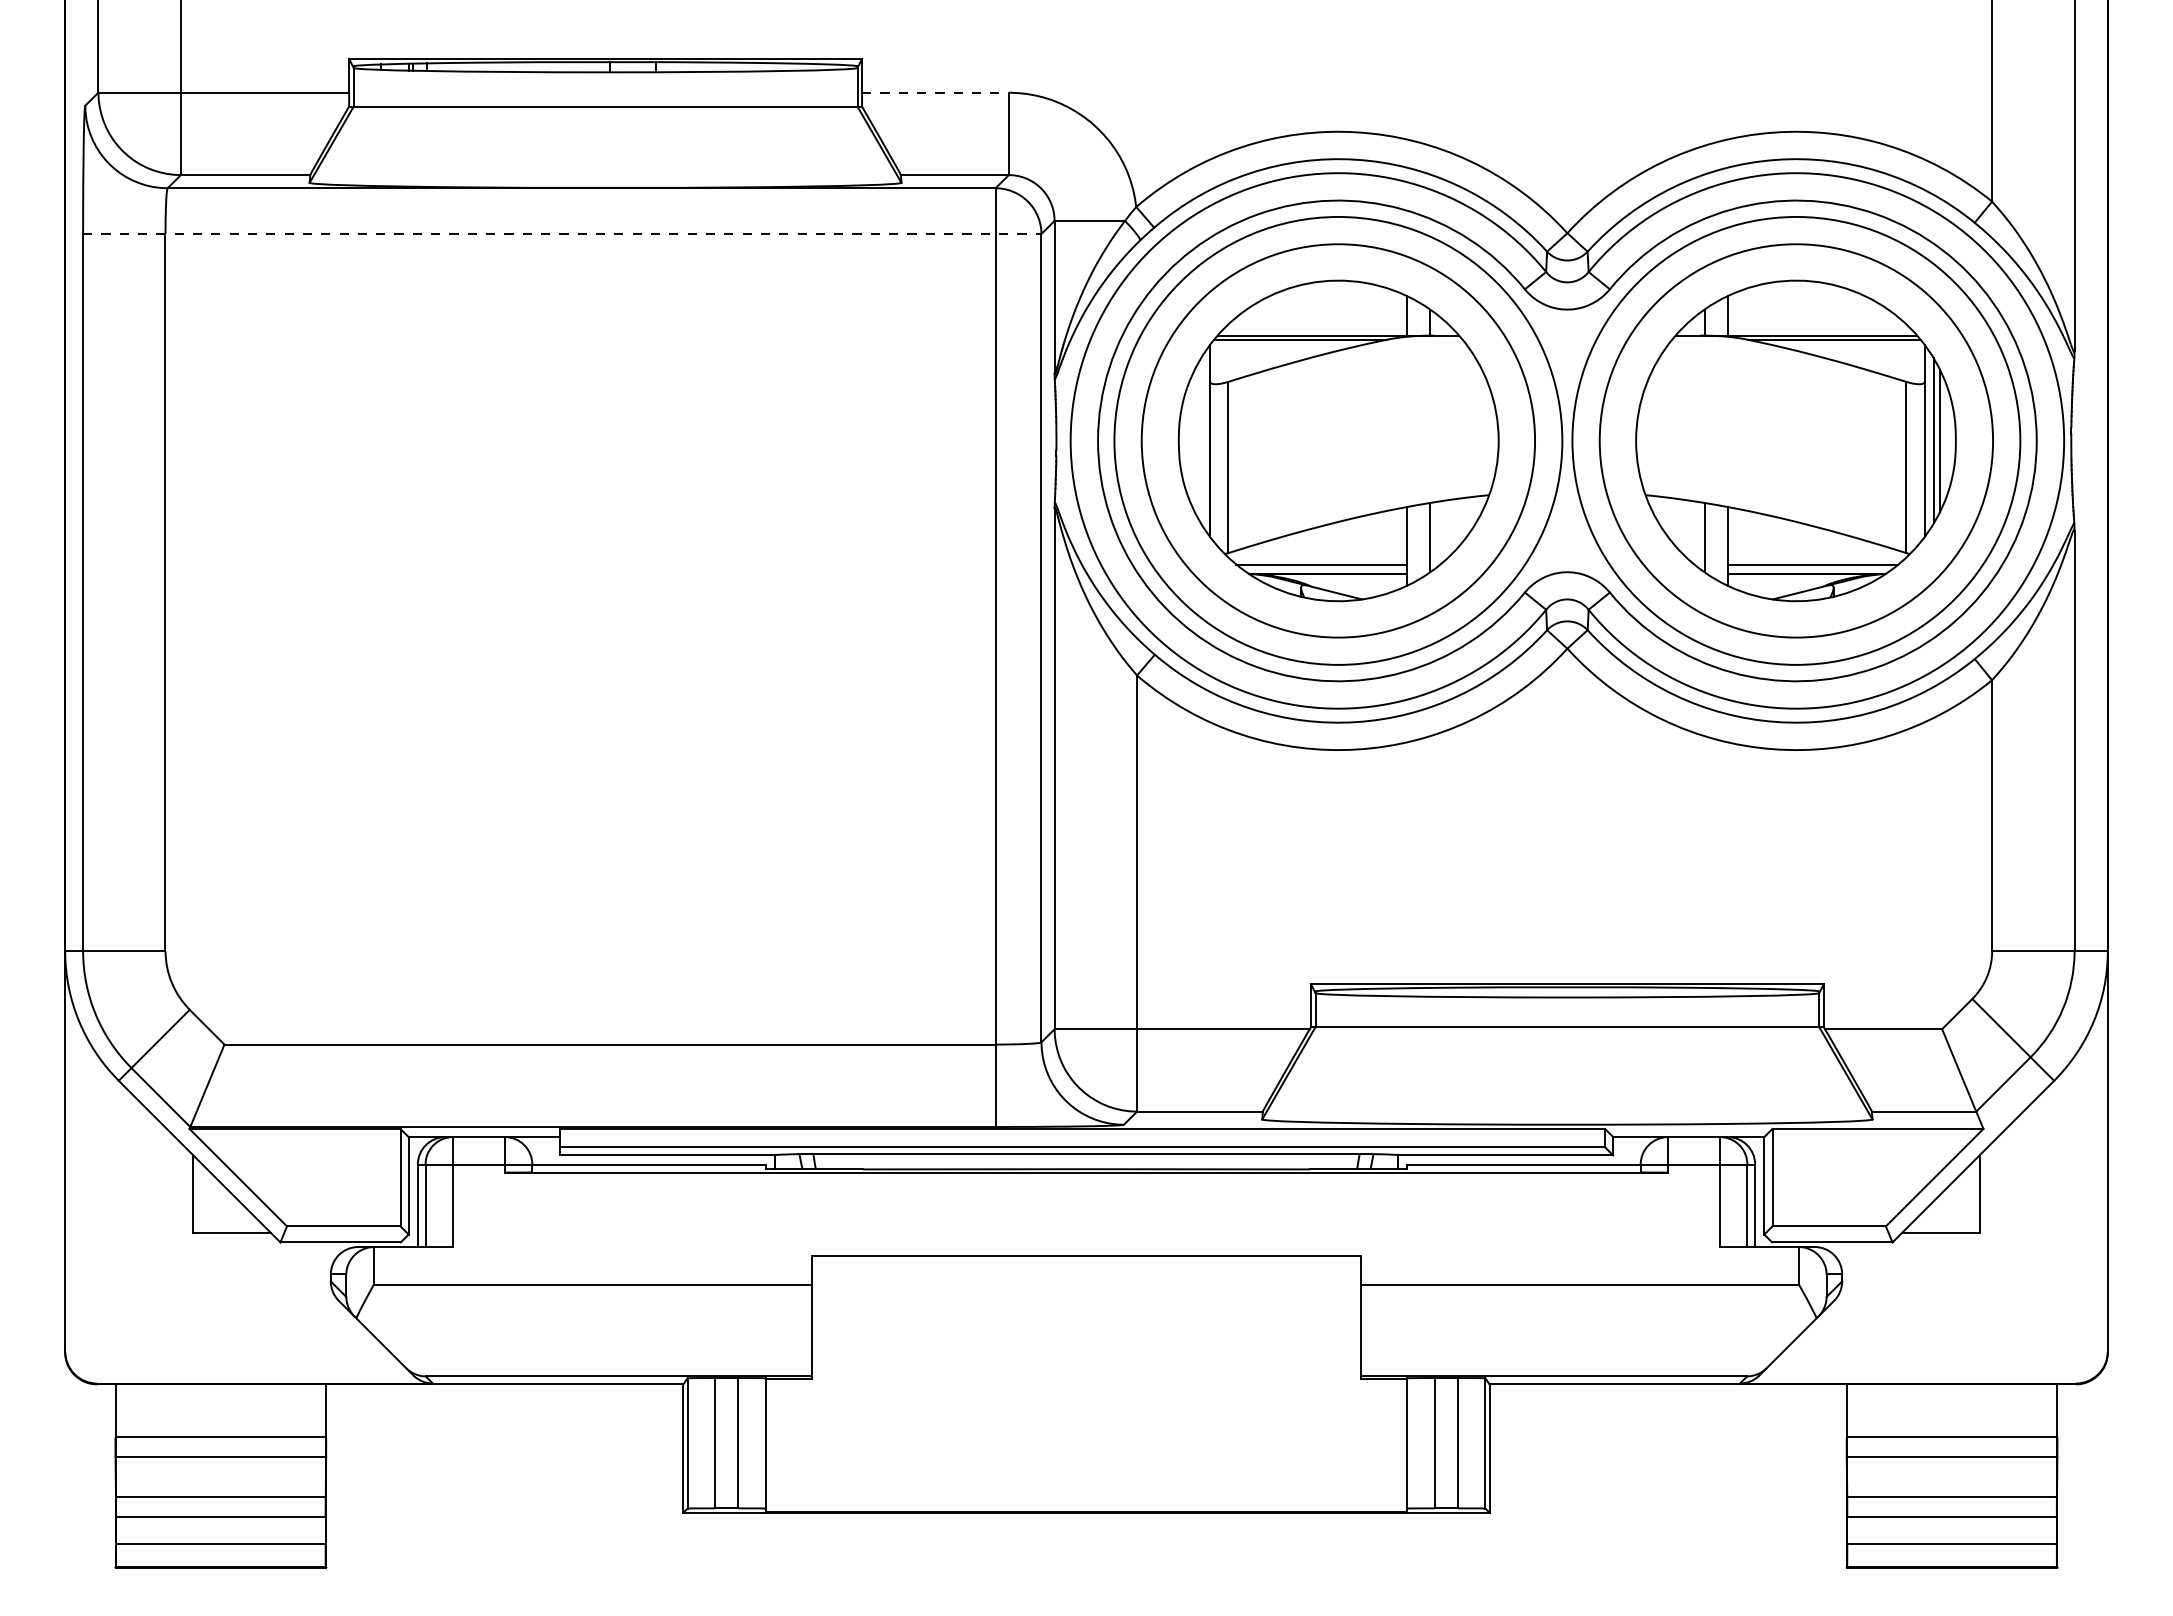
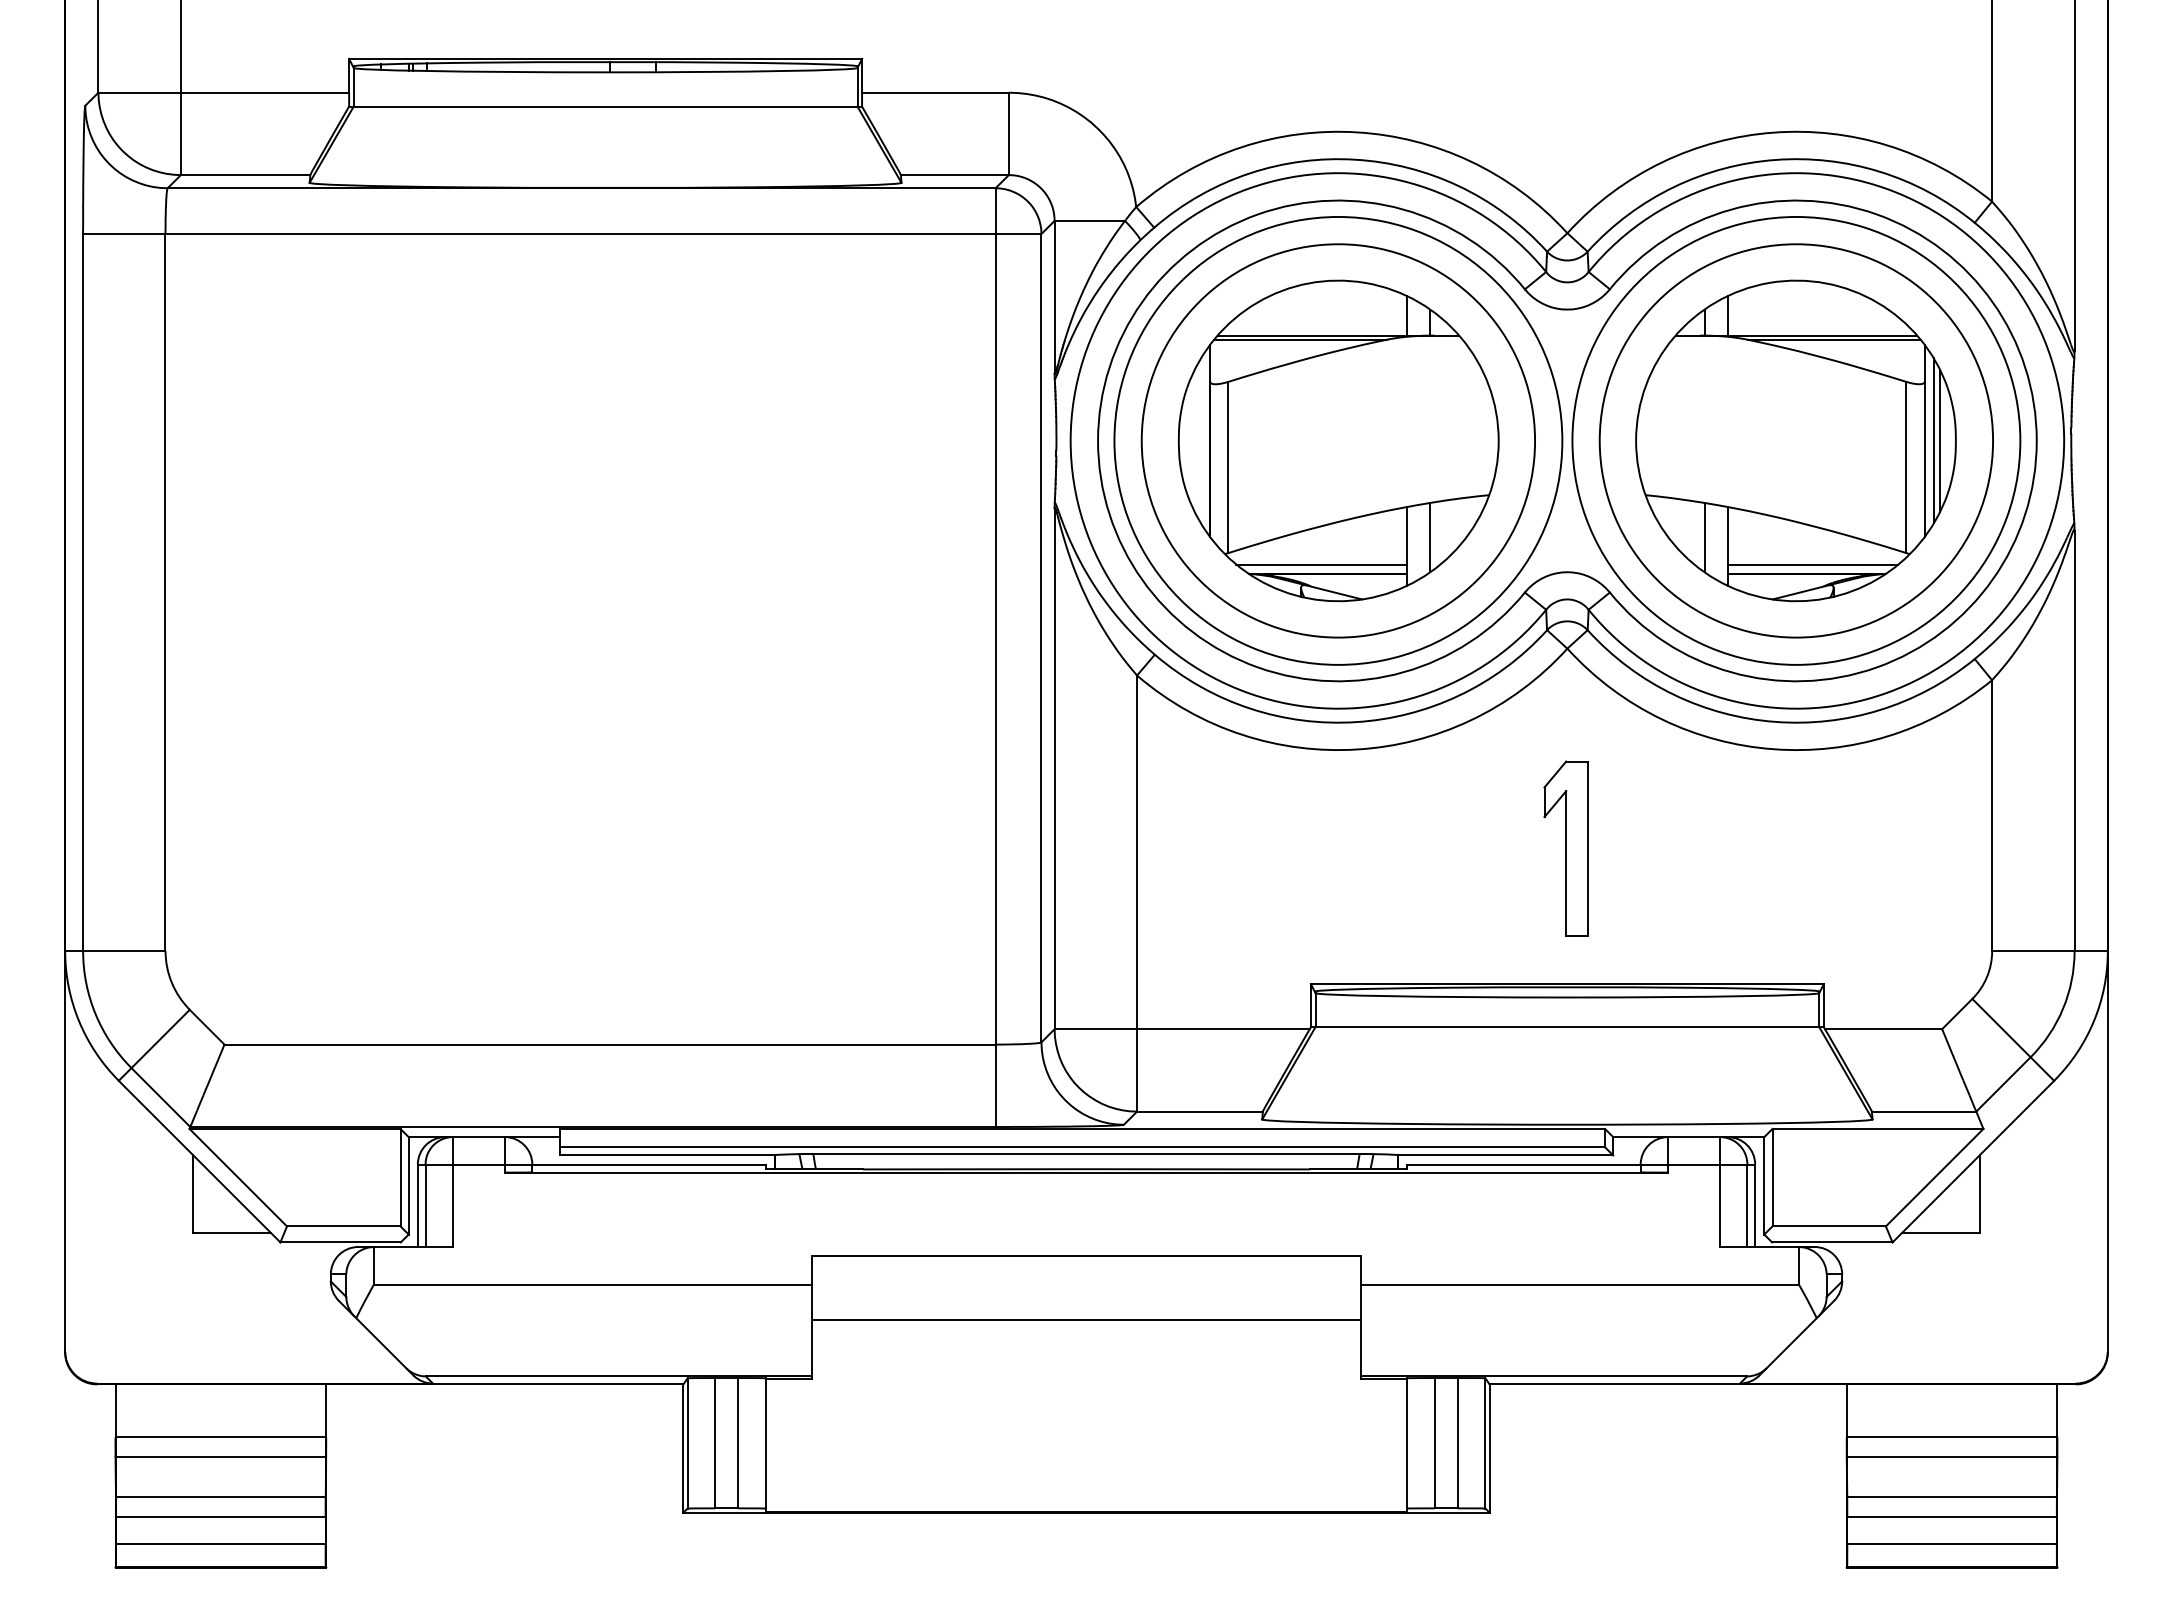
line: dashed -> solid (935, 92)
line: dashed -> solid (562, 234)
part: none -> present (1565, 848)
line: none -> present (1086, 1320)
